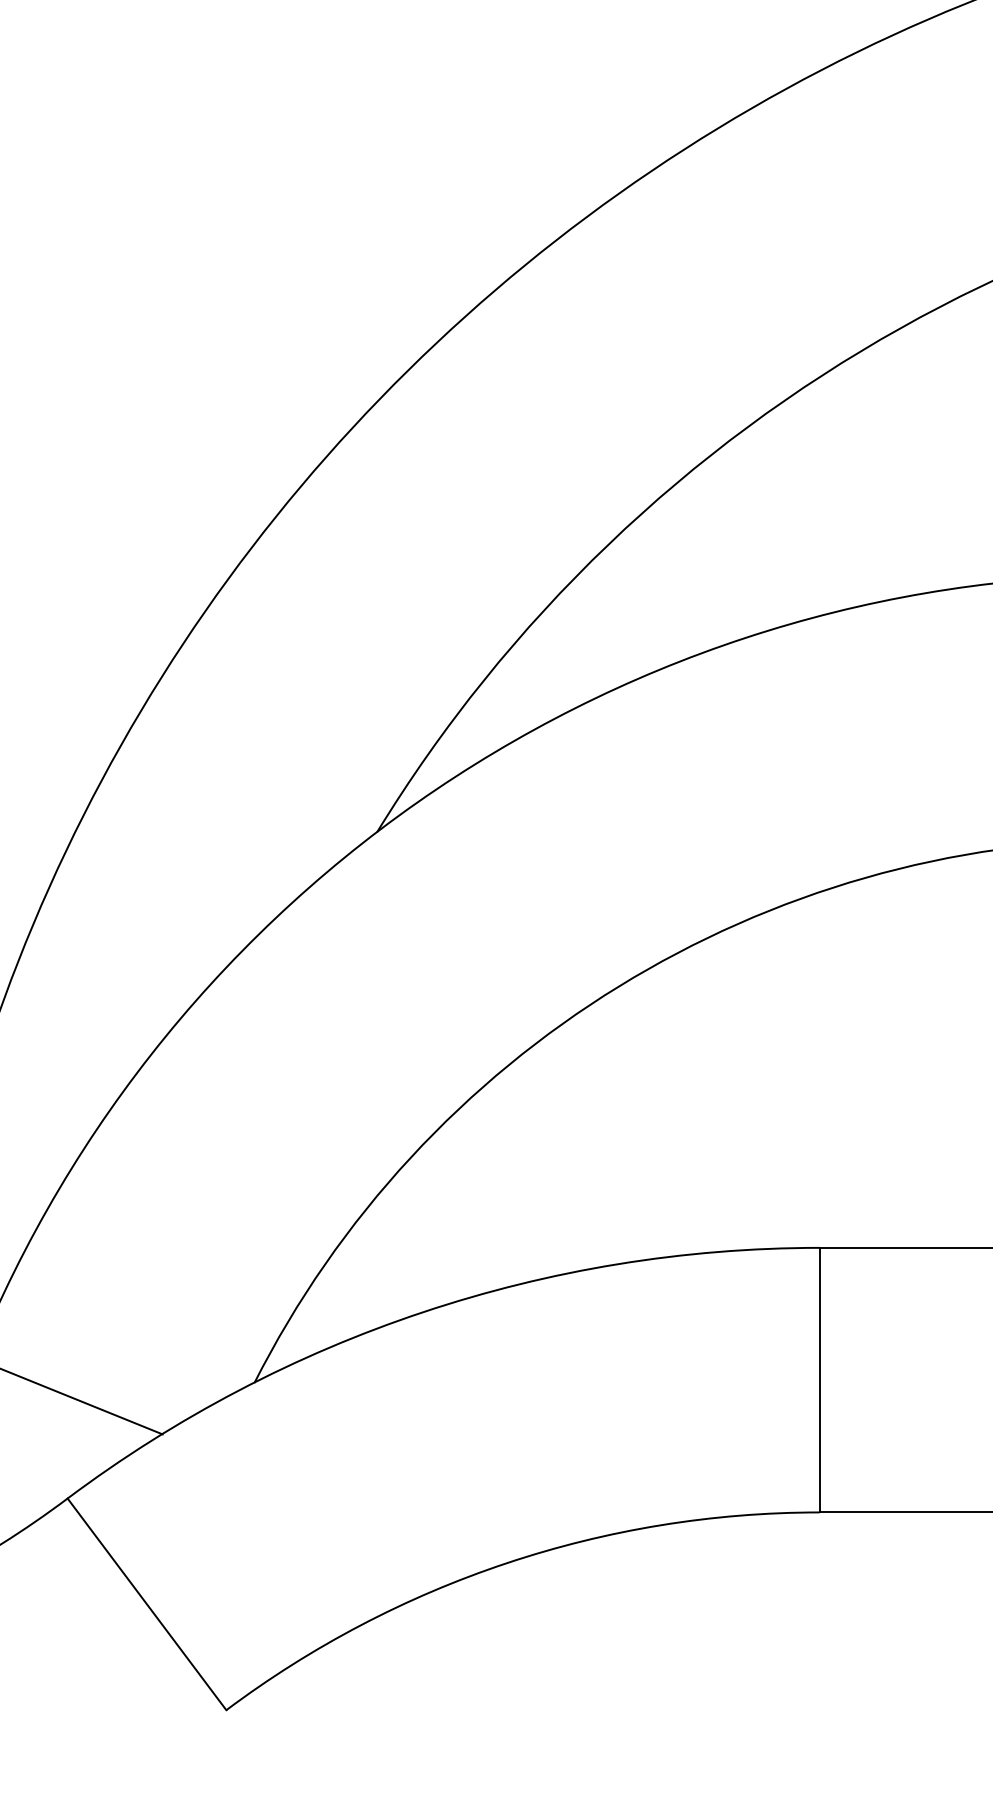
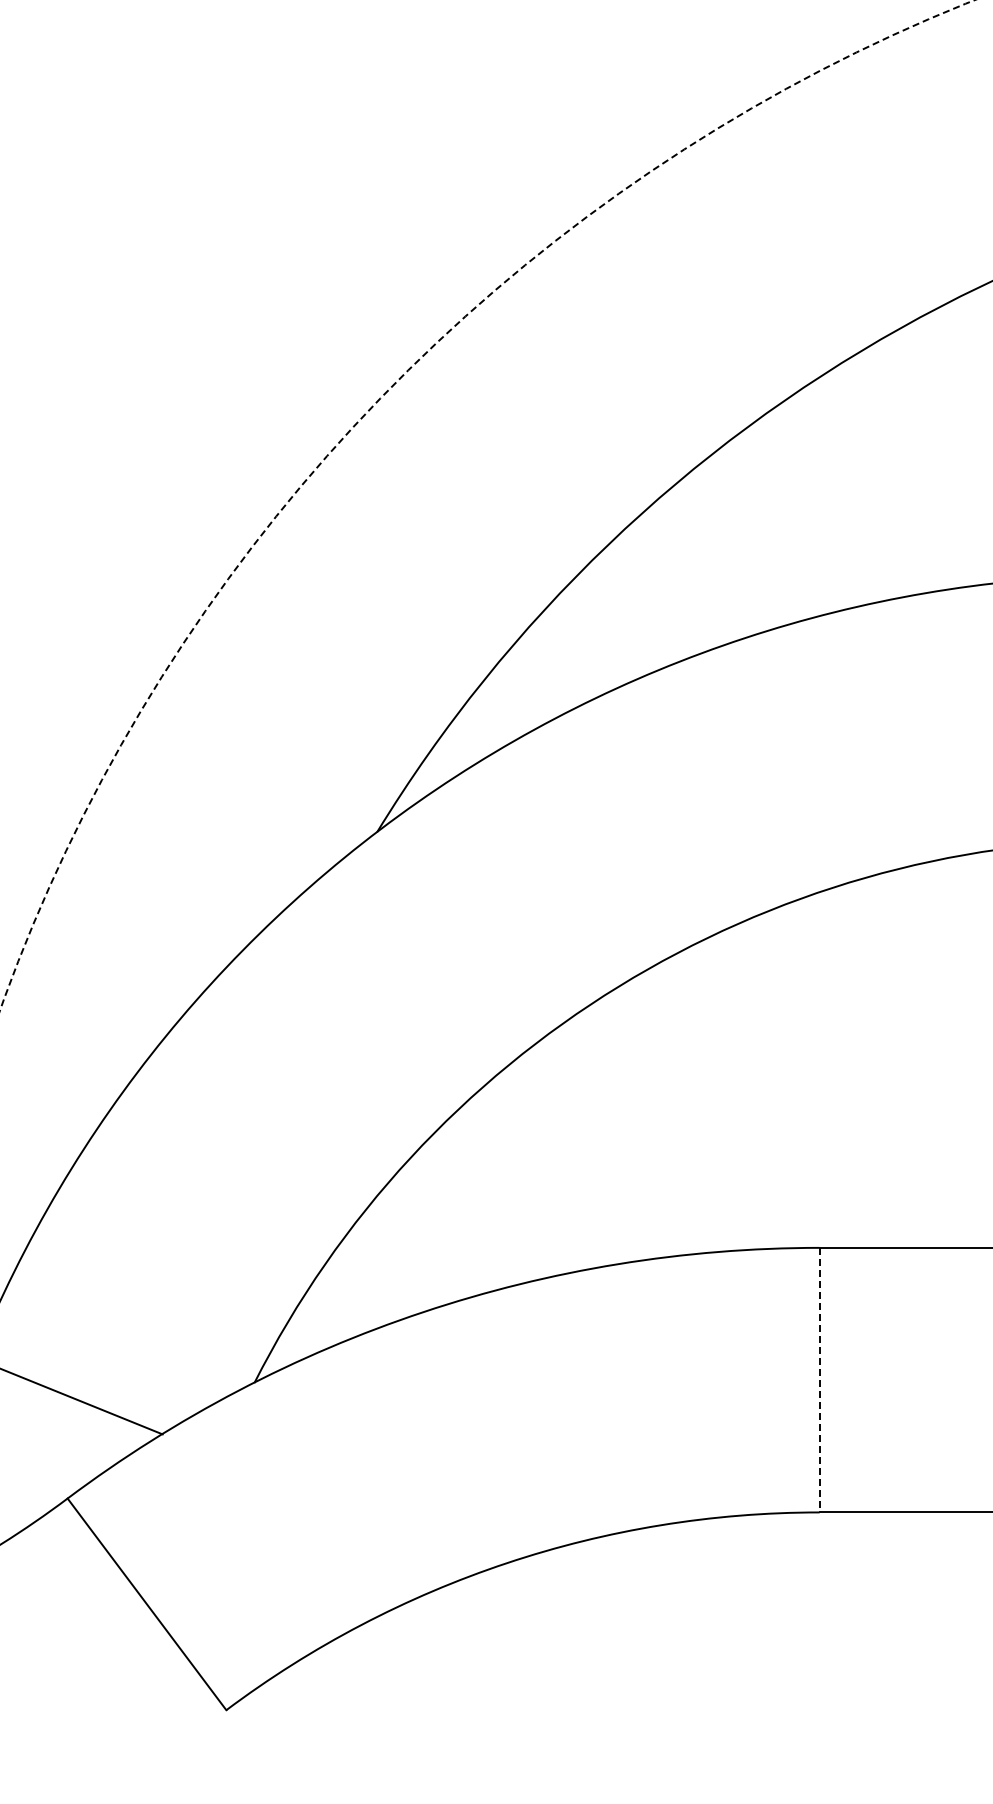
arc: solid -> dashed (379, 399)
line: solid -> dashed (819, 1380)
